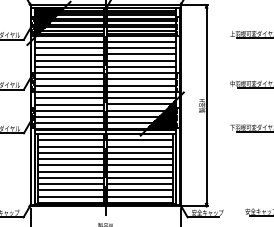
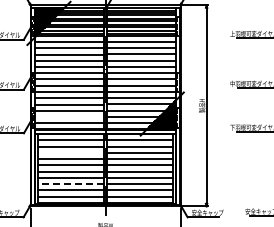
line: present -> none (69, 116)
line: present -> none (70, 152)
line: solid -> dashed (70, 184)
